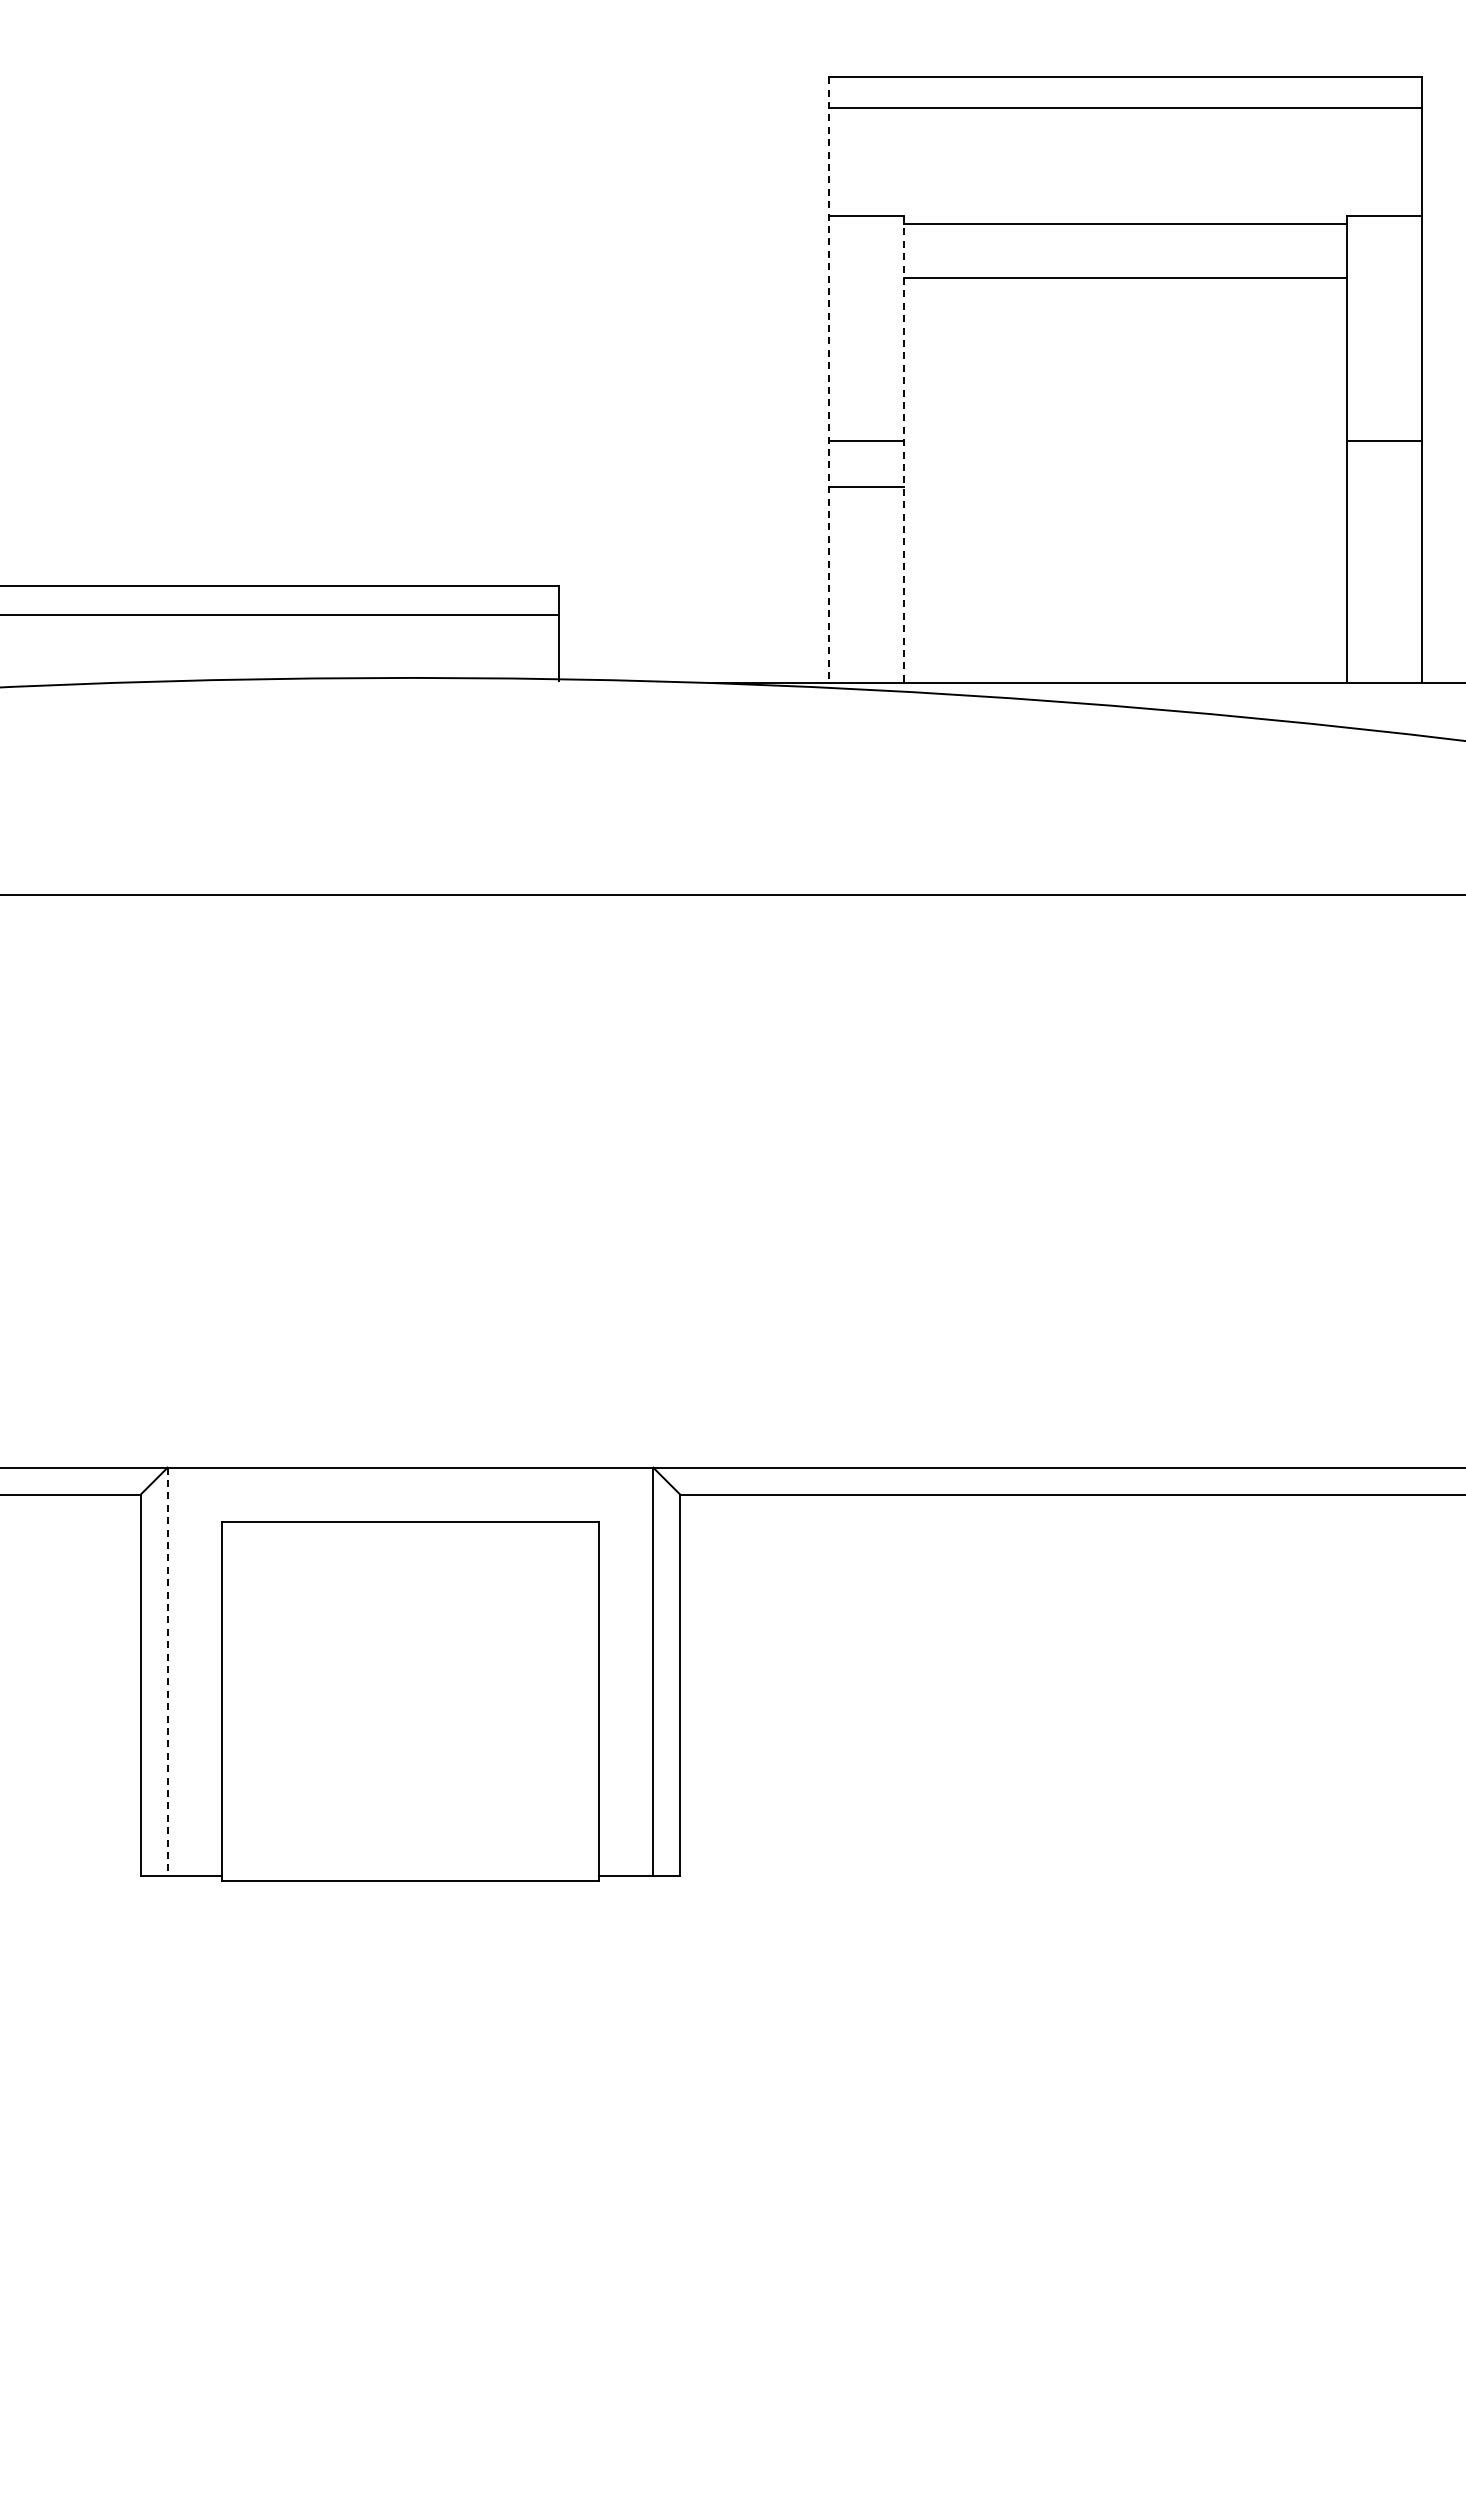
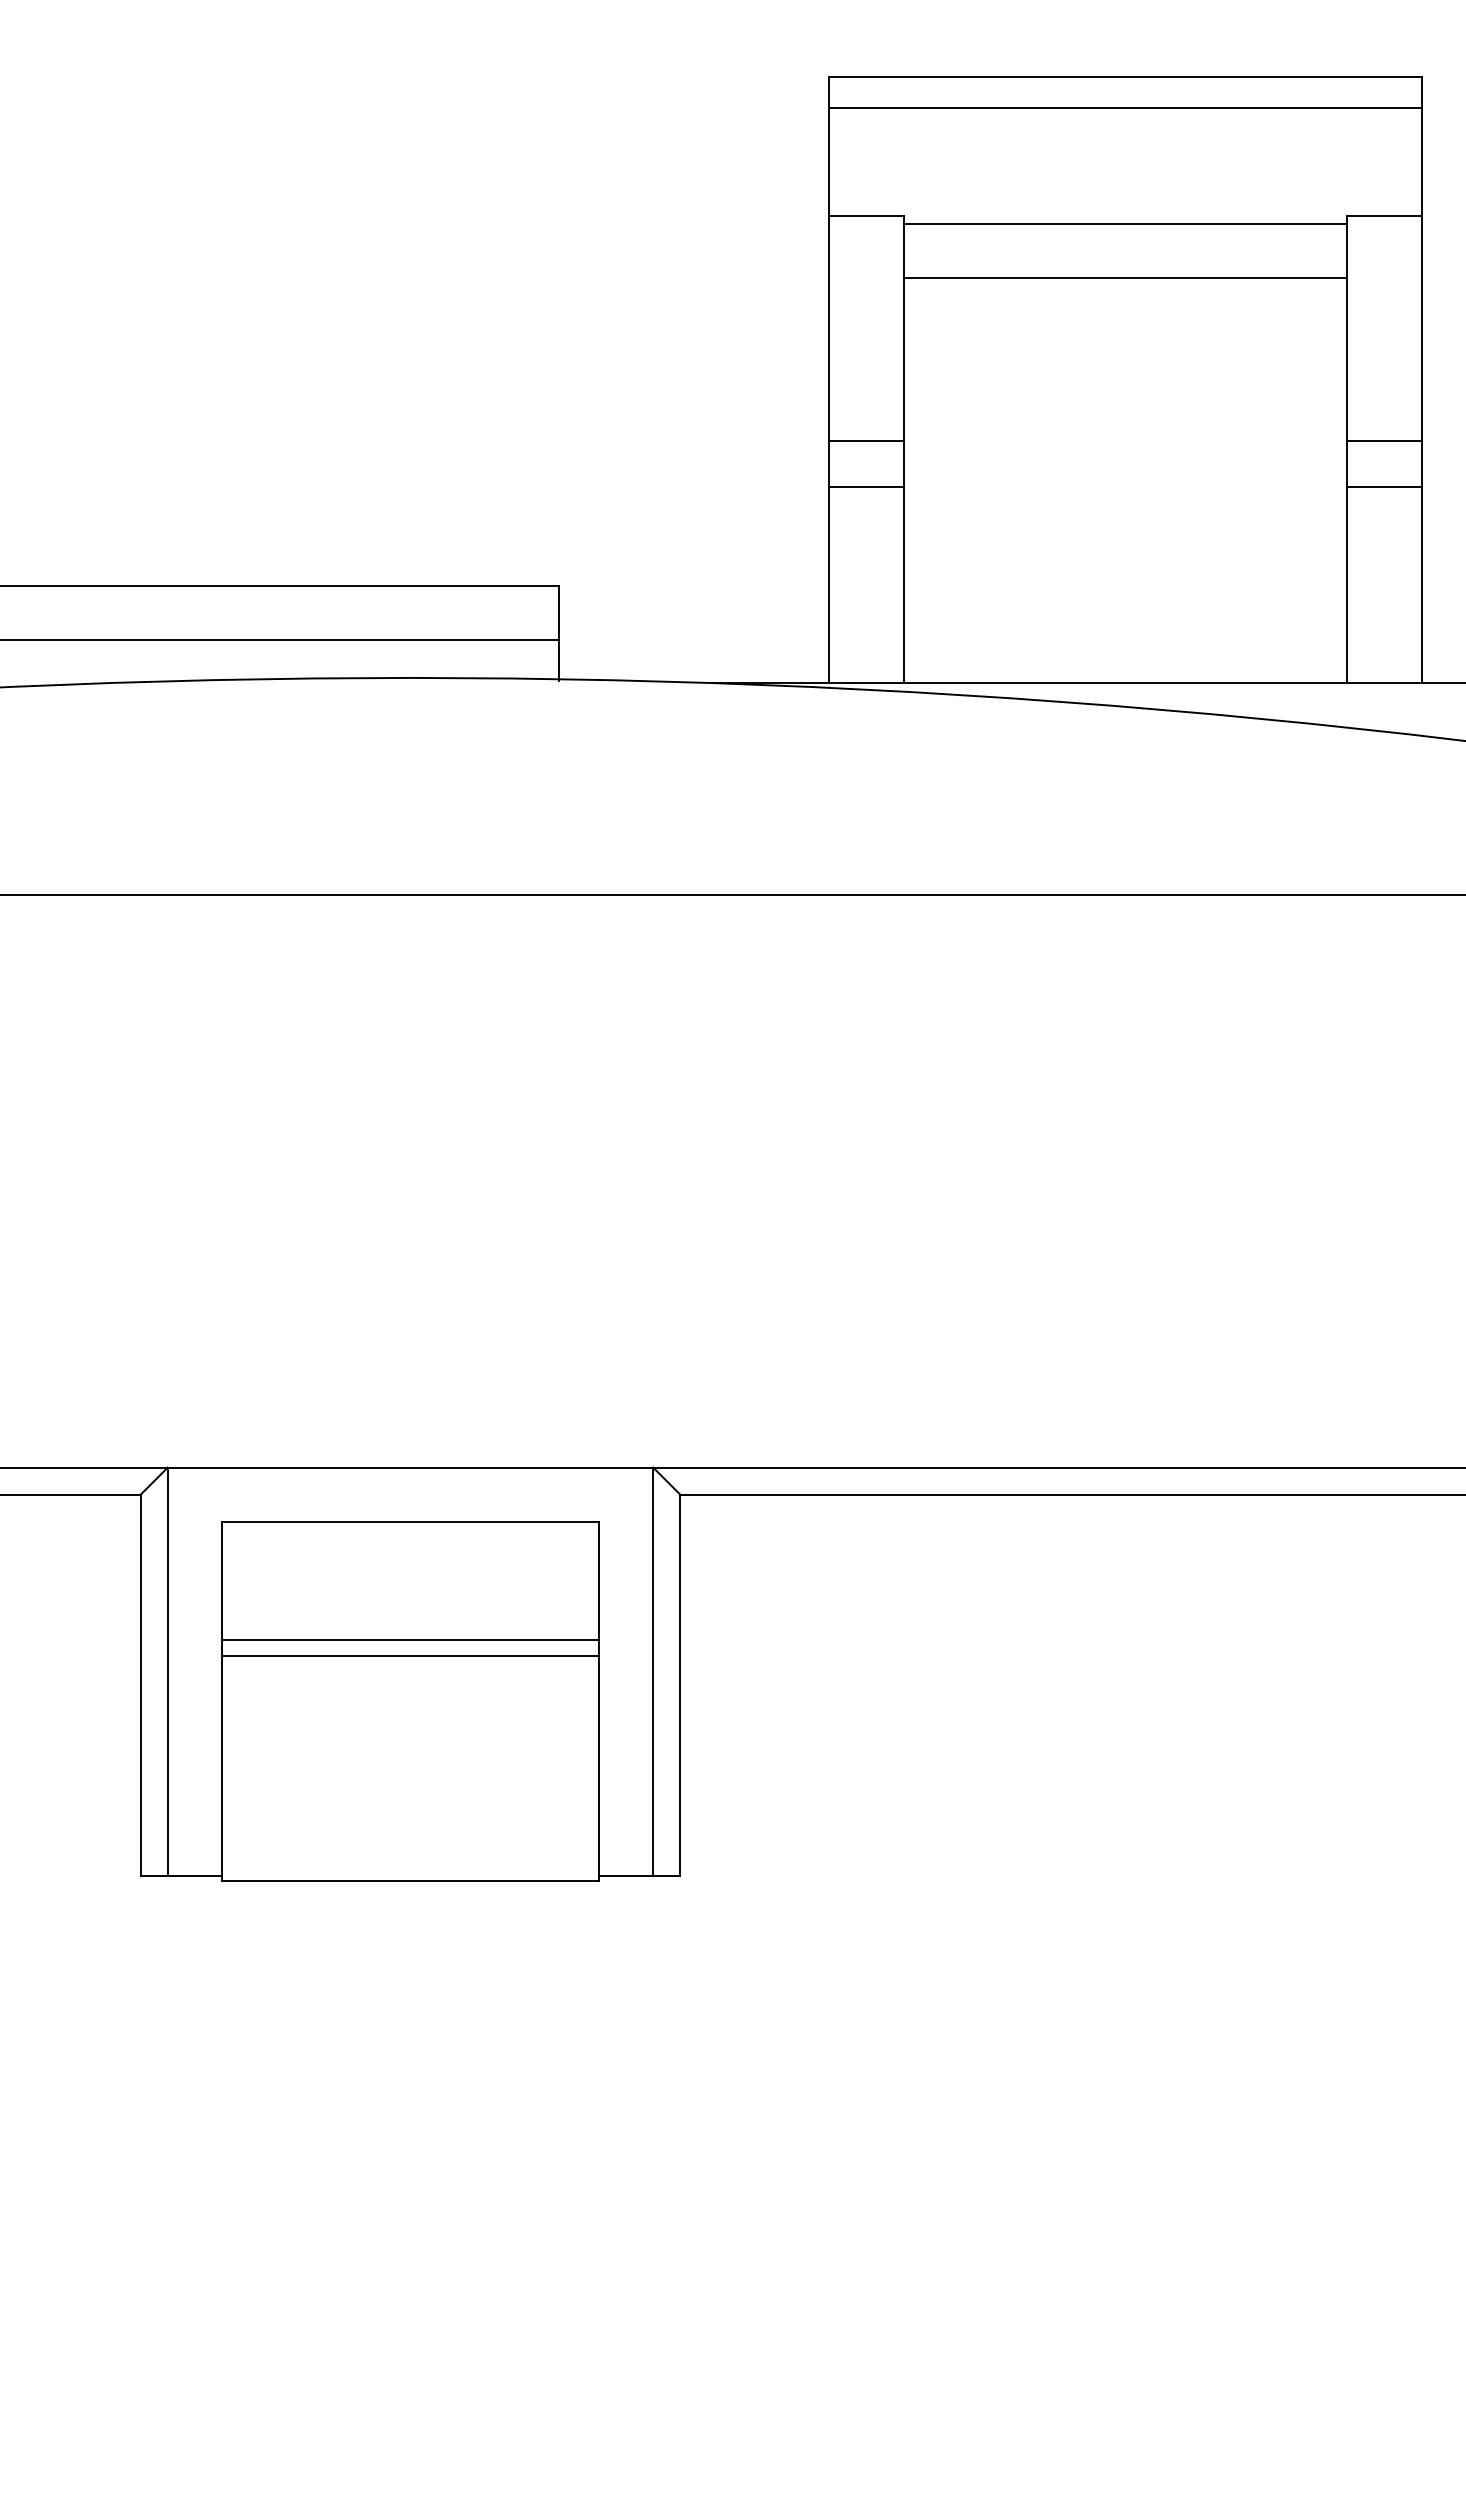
line: dashed -> solid (828, 380)
line: dashed -> solid (904, 449)
line: none -> present (1384, 487)
line position: (280, 614) -> (280, 639) (280, 639)
line: none -> present (410, 1640)
line: none -> present (410, 1656)
line: dashed -> solid (167, 1672)
